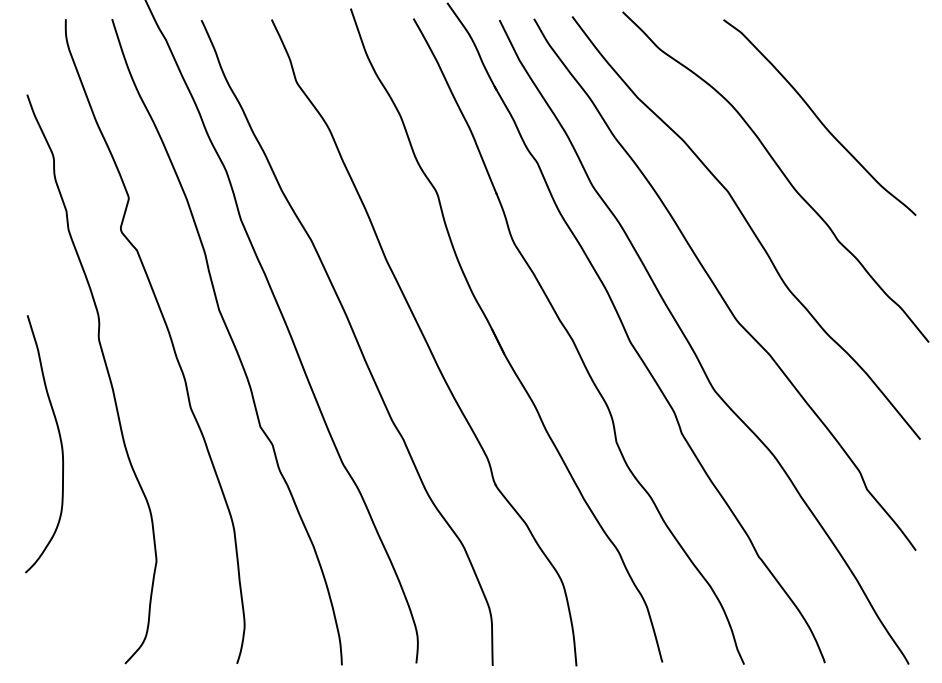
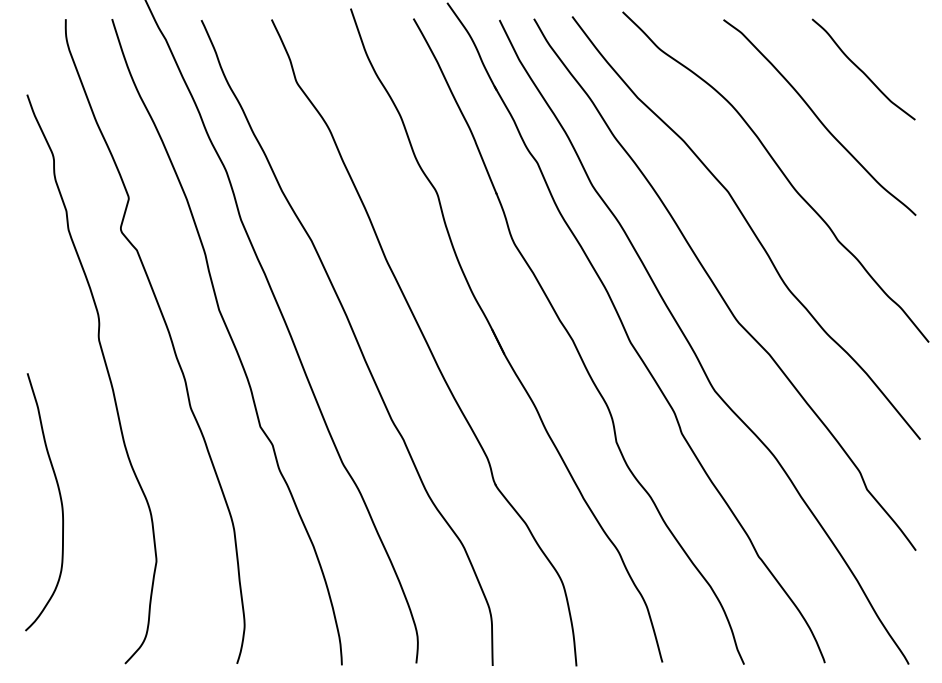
curve: none -> present (862, 70)
curve position: (59, 439) -> (59, 497) (59, 497)
